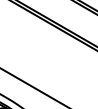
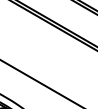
line position: (33, 87) -> (40, 83) (40, 83)
